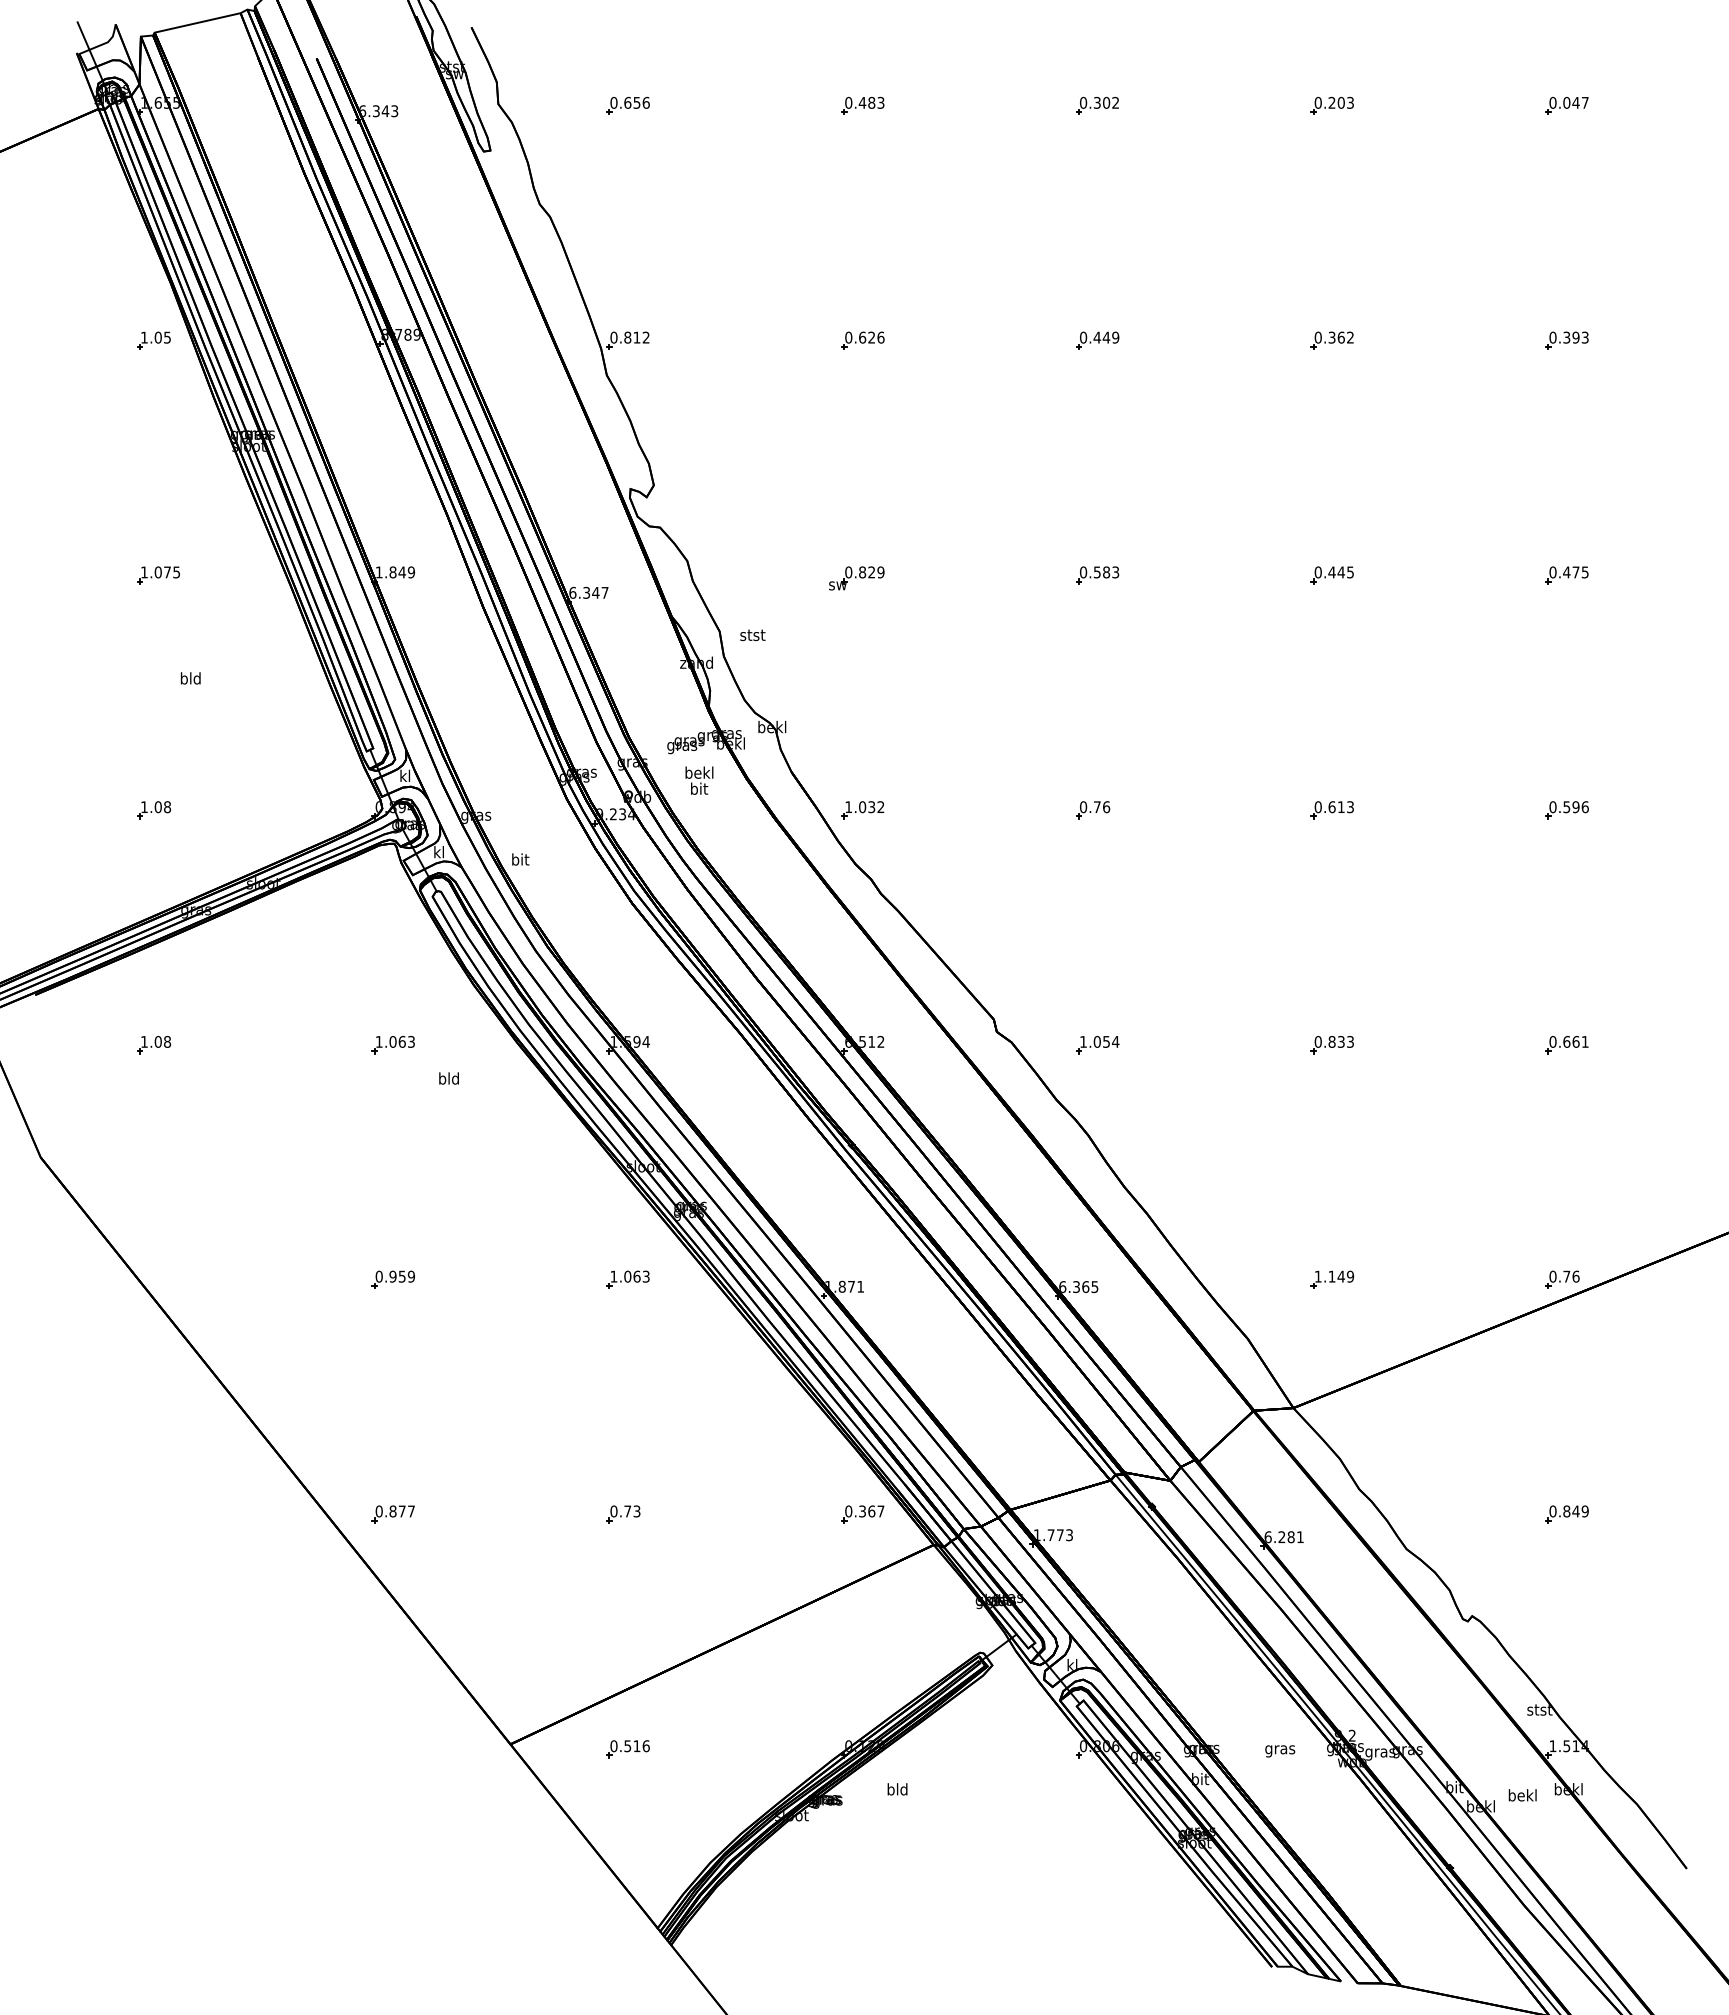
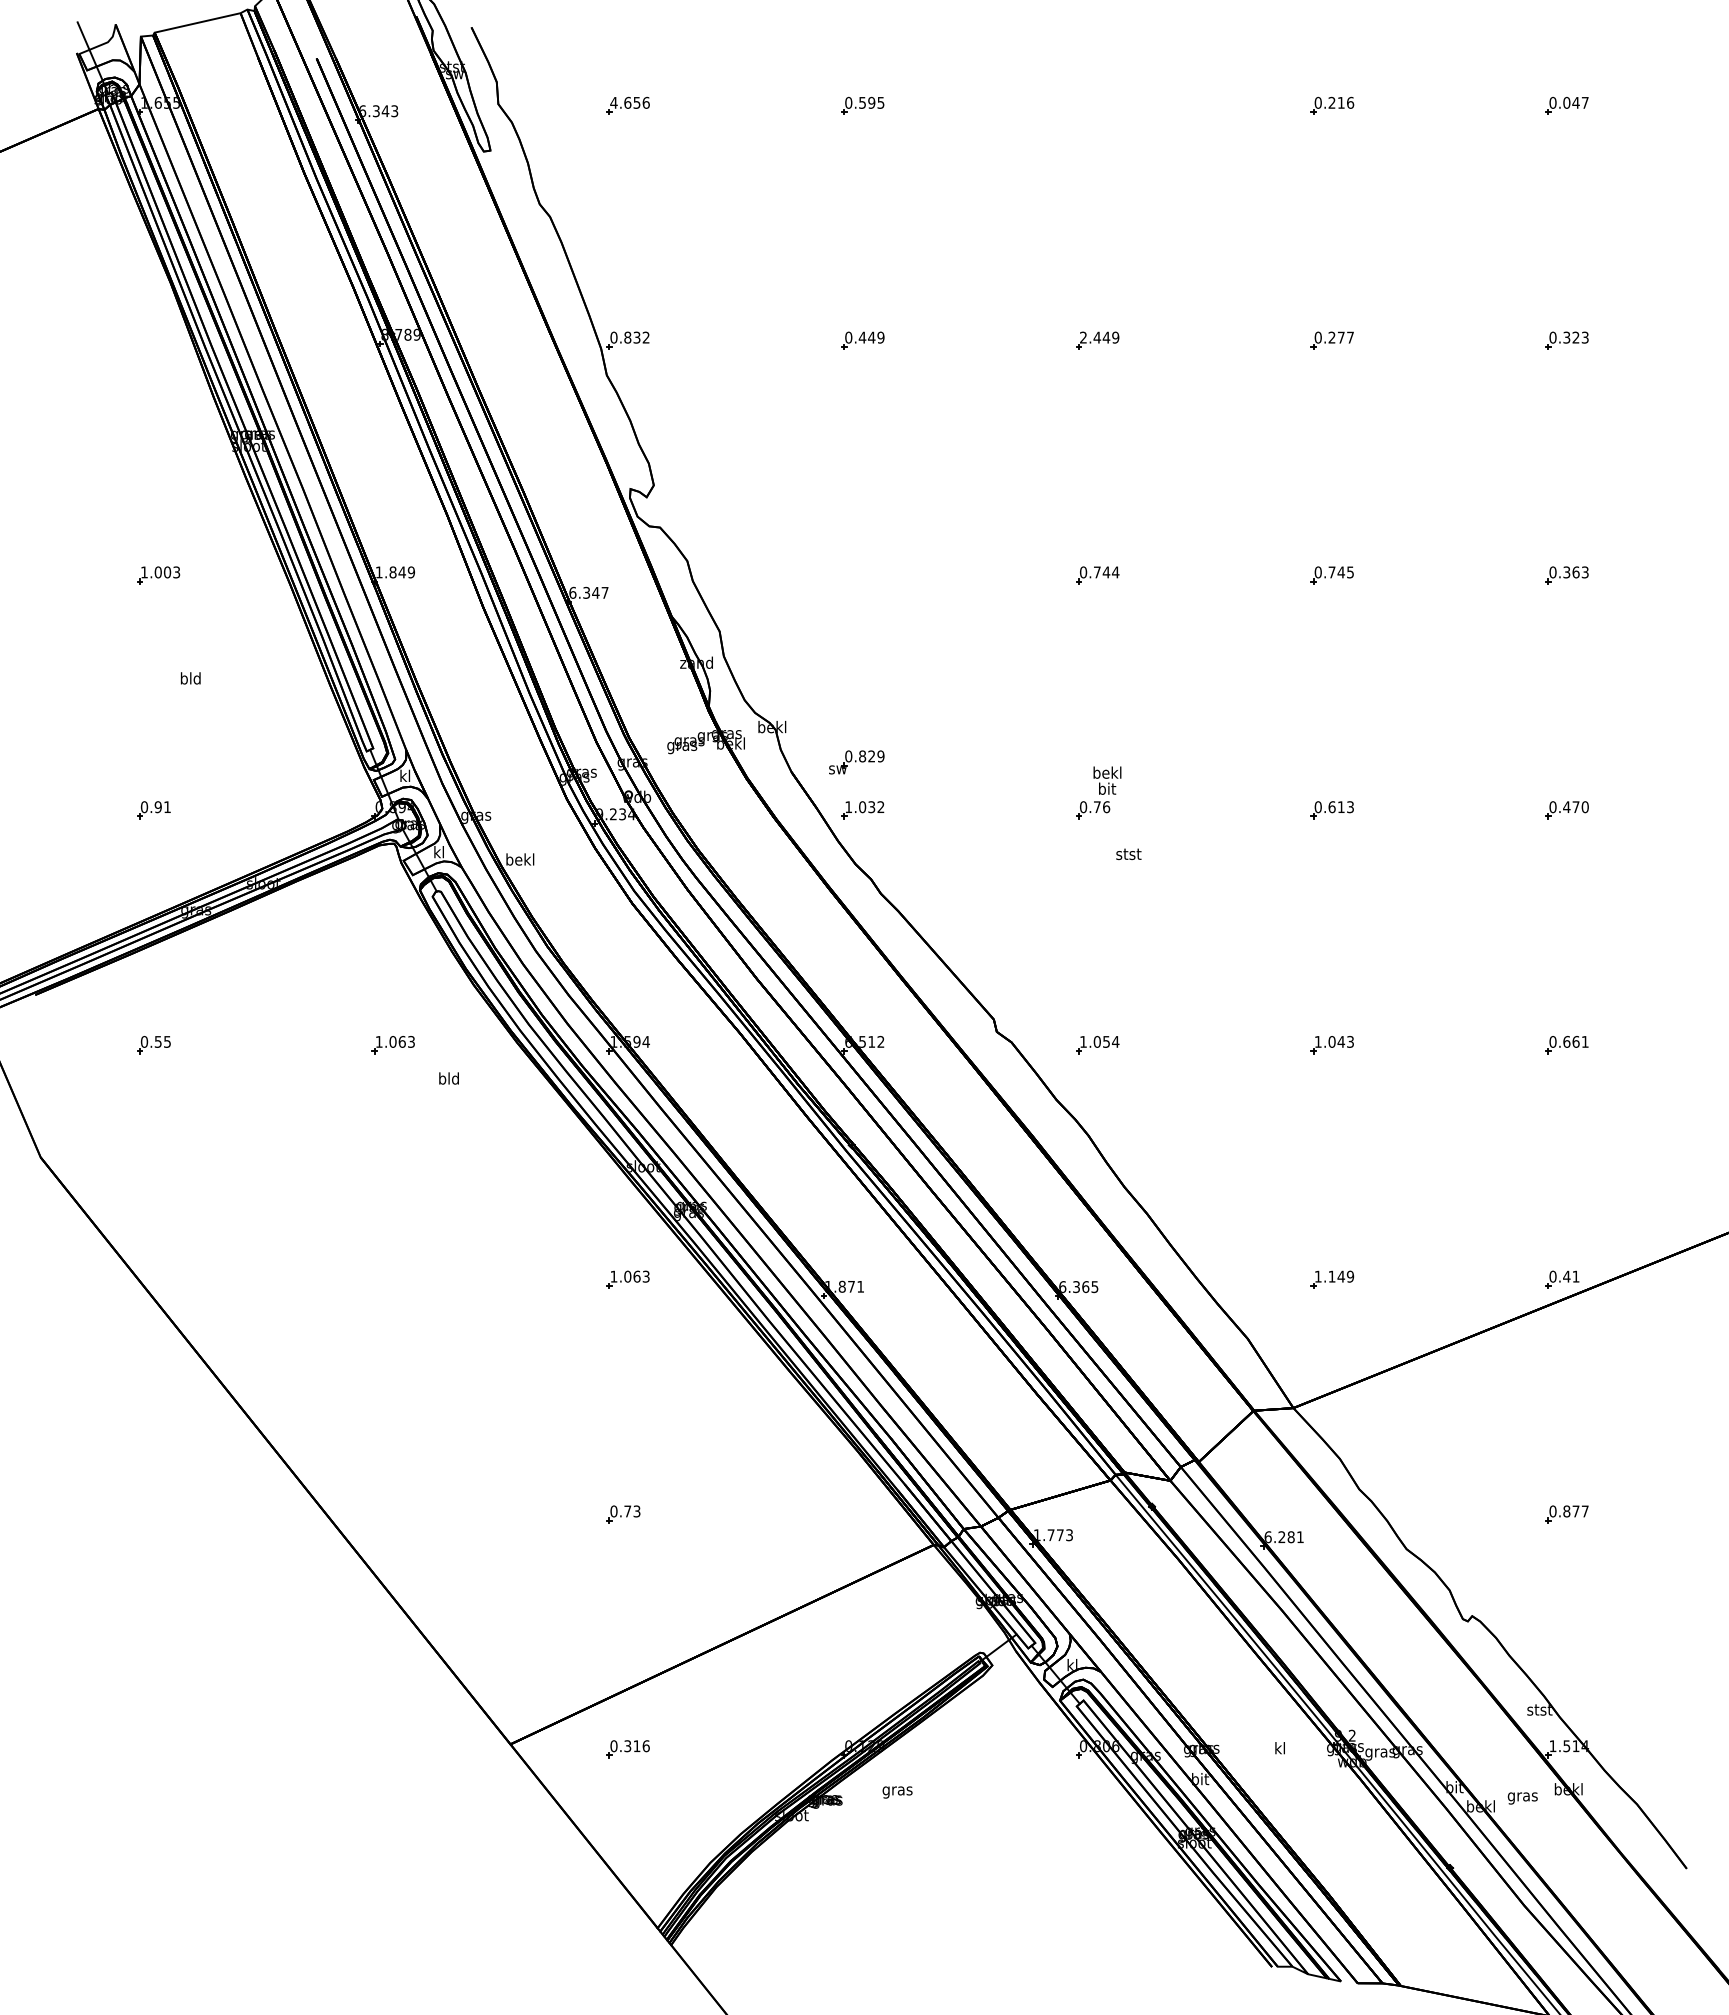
text: 0.656 -> 4.656 (613, 102)
text: 0.483 -> 0.595 (871, 102)
text: 0.203 -> 0.216 (1345, 102)
part: present -> none (1097, 105)
text: 0.812 -> 0.832 (636, 337)
text: 0.626 -> 0.449 (871, 337)
text: 0.449 -> 2.449 (1083, 337)
text: 0.362 -> 0.277 (1340, 337)
text: 0.393 -> 0.323 (1575, 337)
part: present -> none (153, 340)
text: 1.075 -> 1.003 (172, 572)
text: 0.583 -> 0.744 (1106, 572)
text: 0.445 -> 0.745 (1331, 572)
text: 0.475 -> 0.363 (1575, 572)
part position: (856, 578) -> (856, 762) (856, 762)
text position: (752, 635) -> (1128, 854) (1128, 854)
text position: (699, 780) -> (1107, 780) (1107, 780)
text: 1.08 -> 0.91 (155, 807)
text: 0.596 -> 0.470 (1575, 807)
text: bit -> bekl (520, 859)
text: 1.08 -> 0.55 (155, 1041)
text: 0.833 -> 1.043 (1329, 1041)
text: 0.76 -> 0.41 (1571, 1276)
part: present -> none (392, 1279)
text: 0.849 -> 0.877 (1580, 1511)
part: present -> none (392, 1514)
part: present -> none (862, 1514)
text: 0.516 -> 0.316 (627, 1745)
text: gras -> kl (1280, 1749)
text: bld -> gras (897, 1790)
text: bekl -> gras (1522, 1796)
